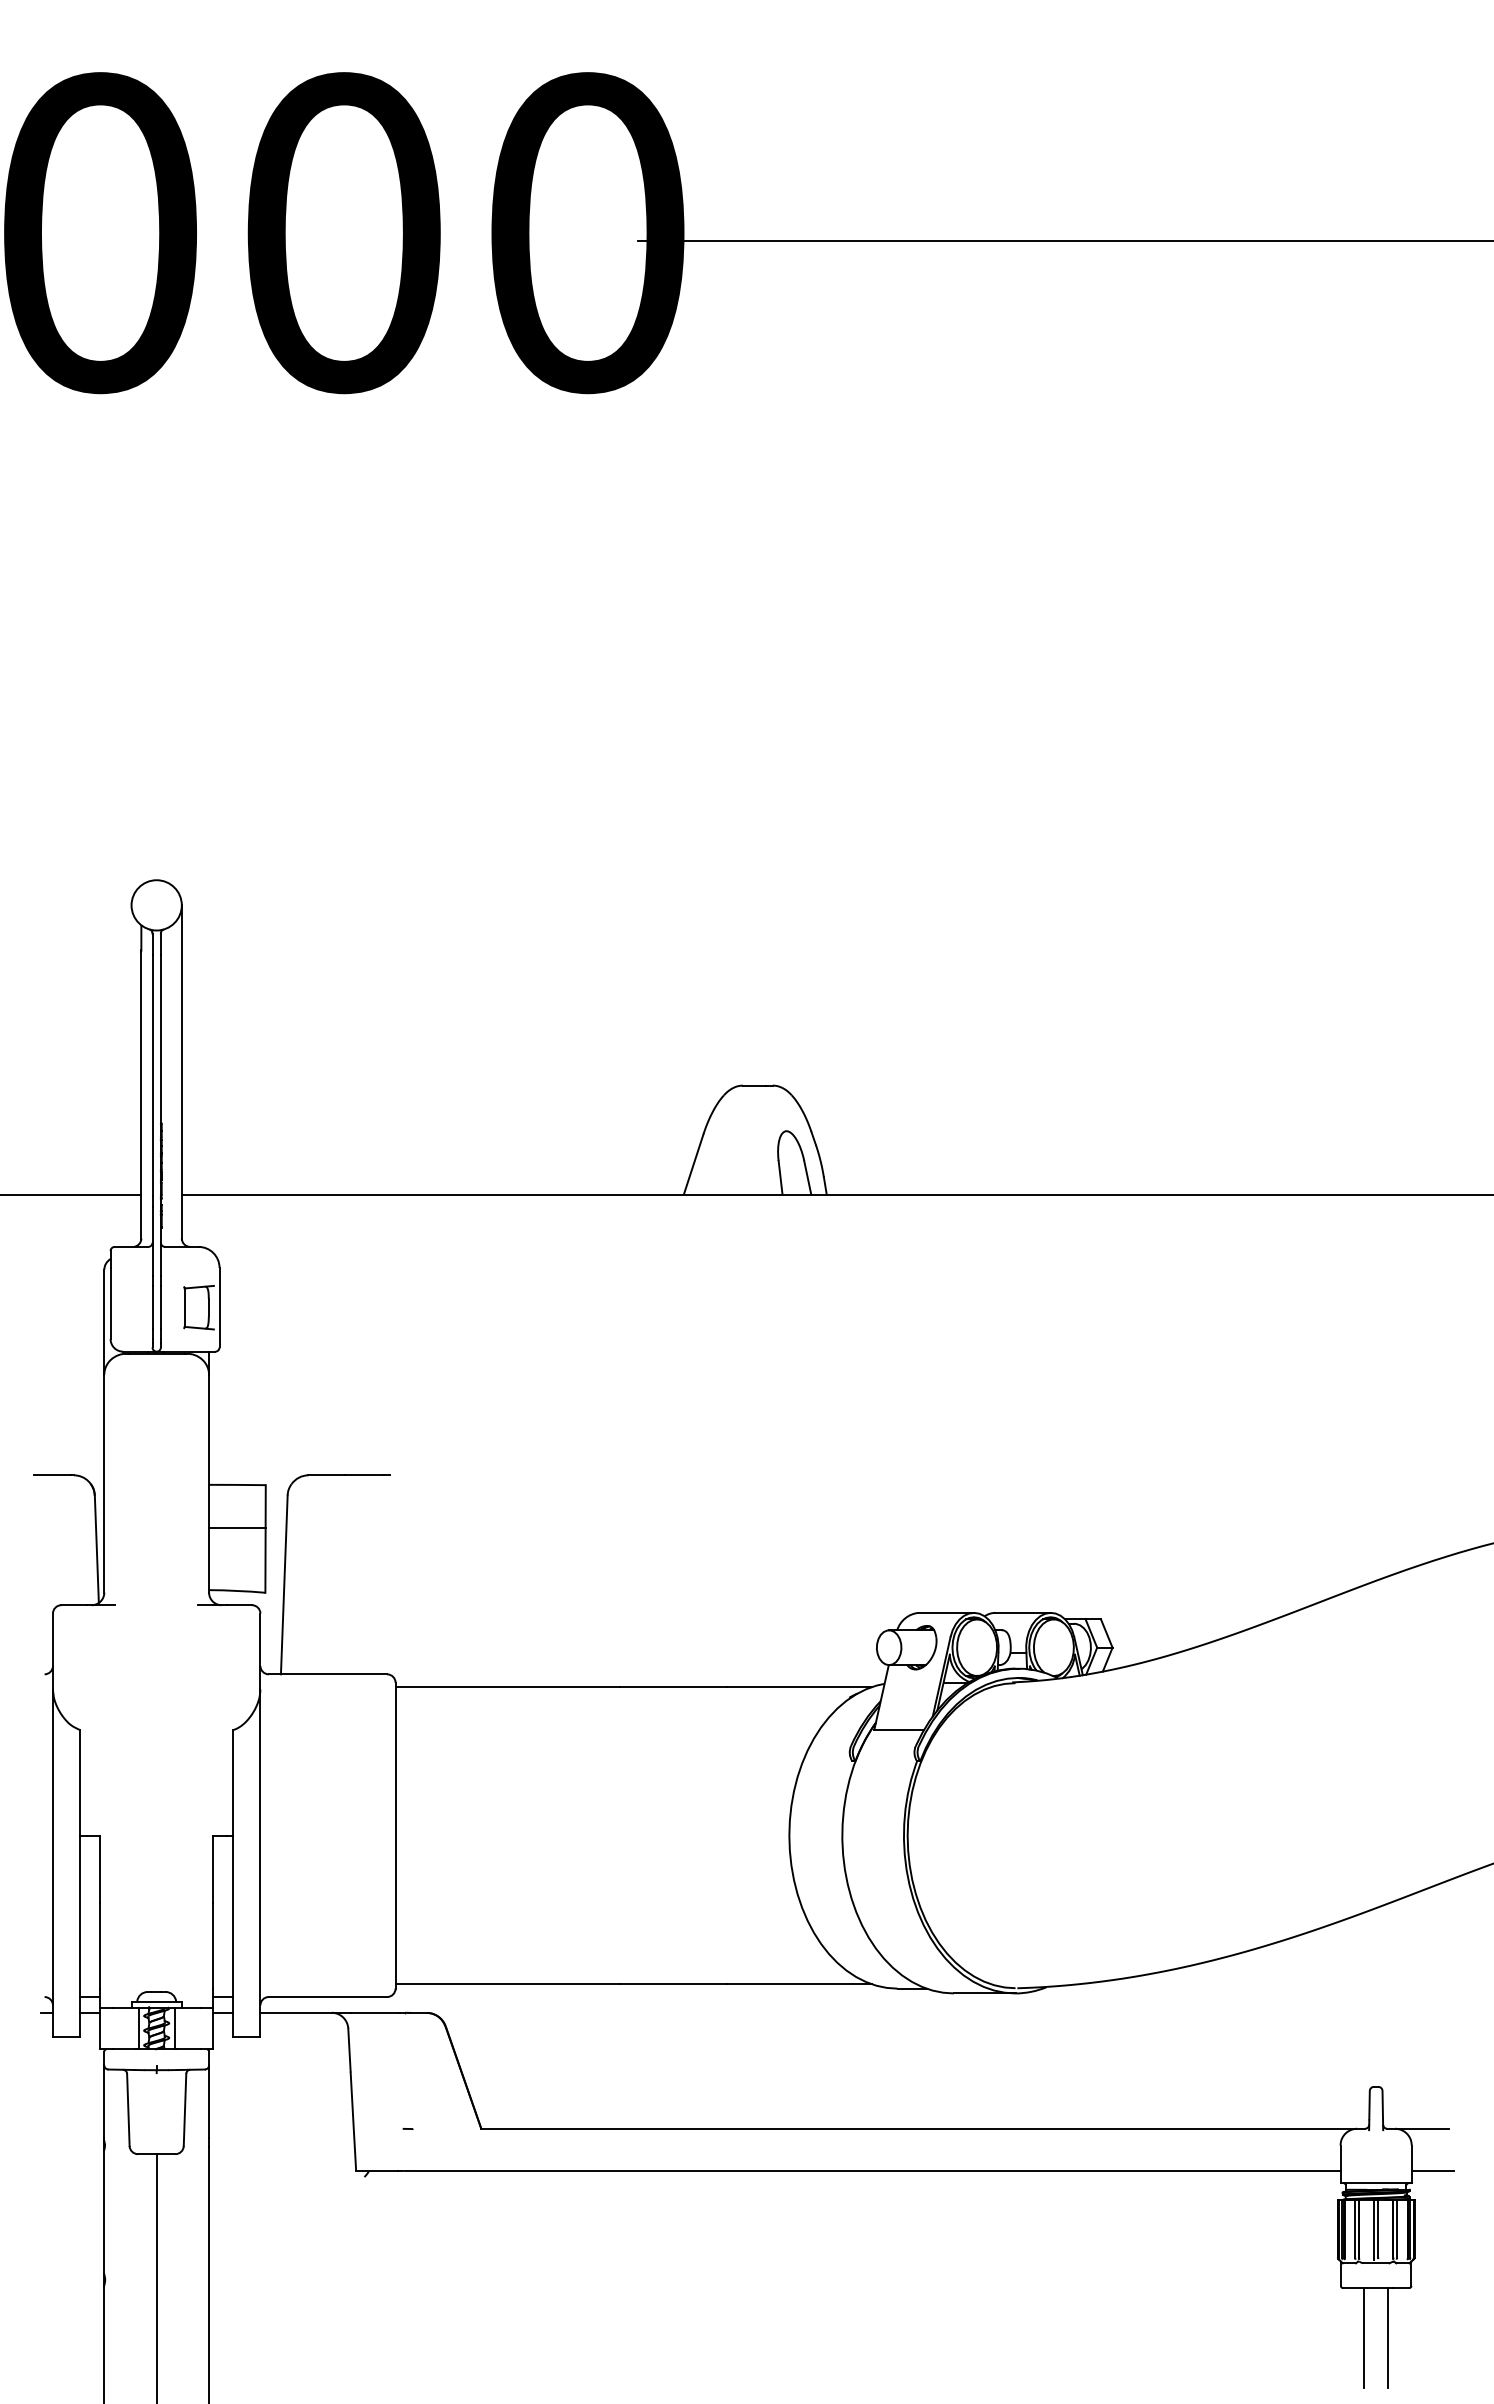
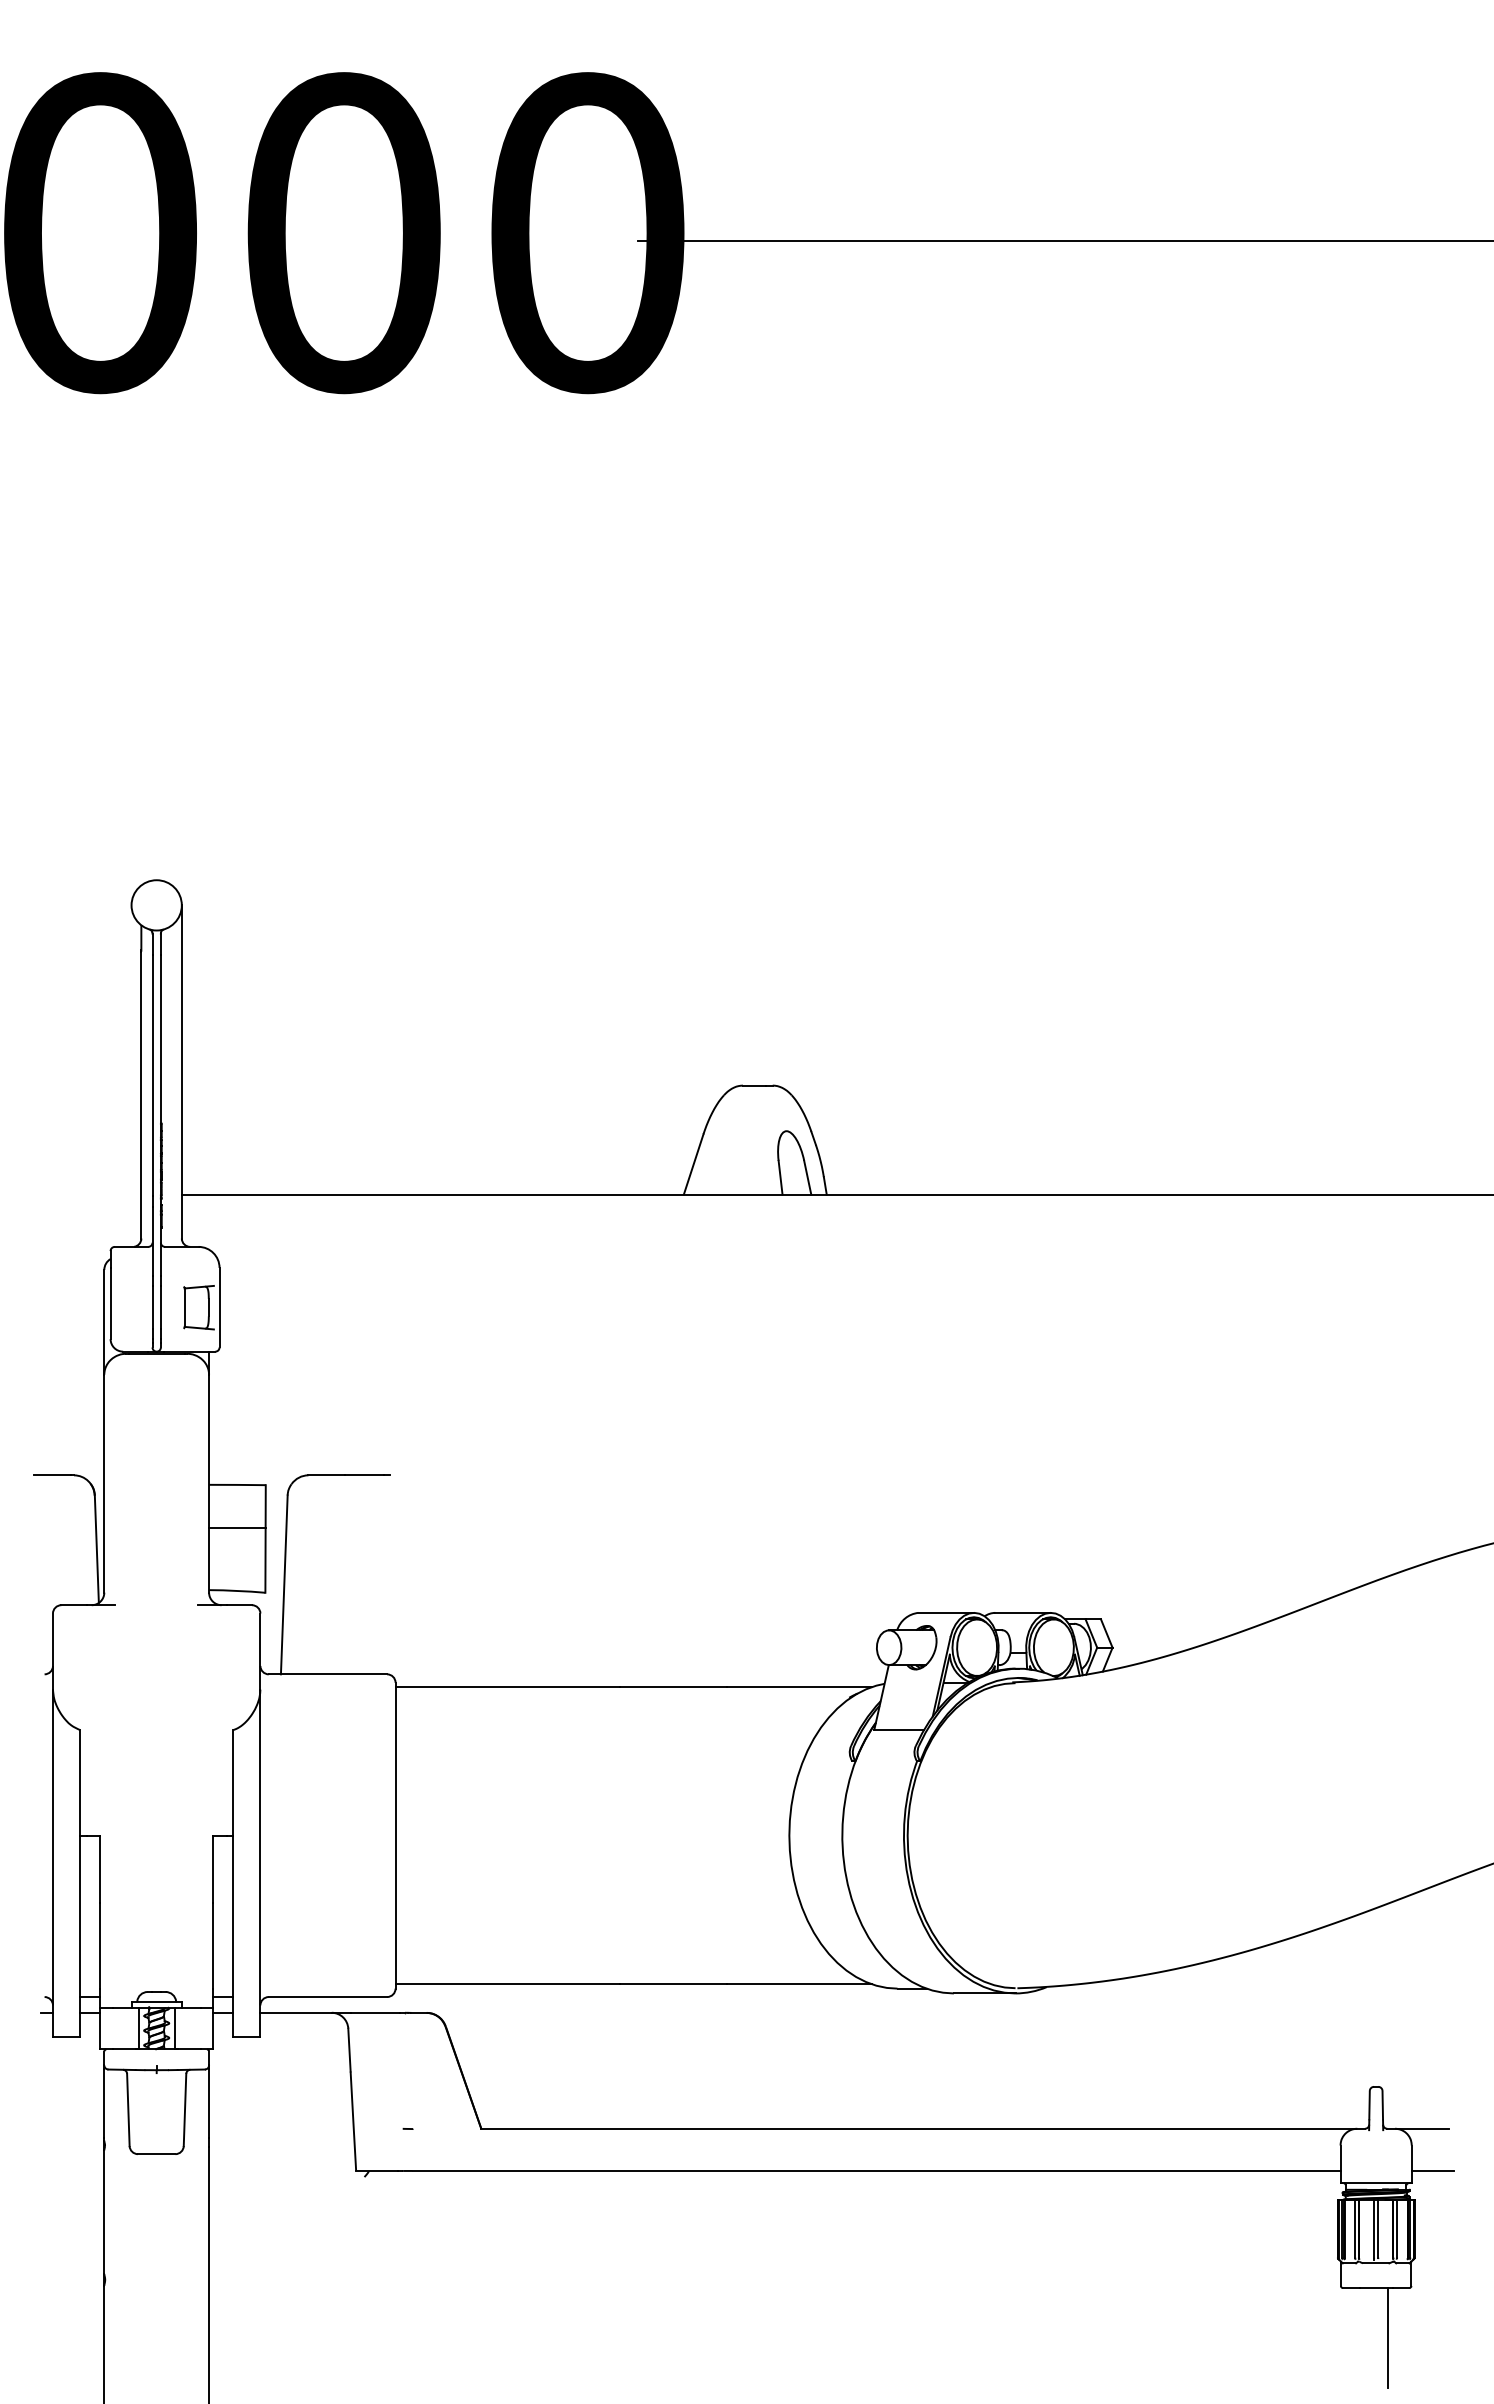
line: present -> none (71, 1194)
line: present -> none (156, 2277)
line: present -> none (1364, 2338)
